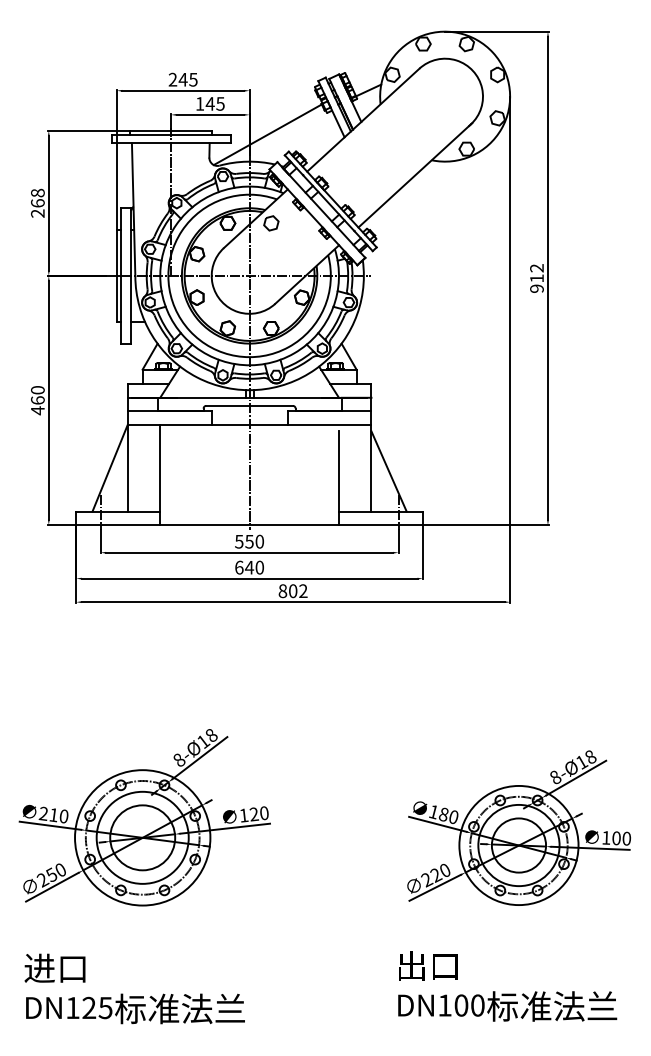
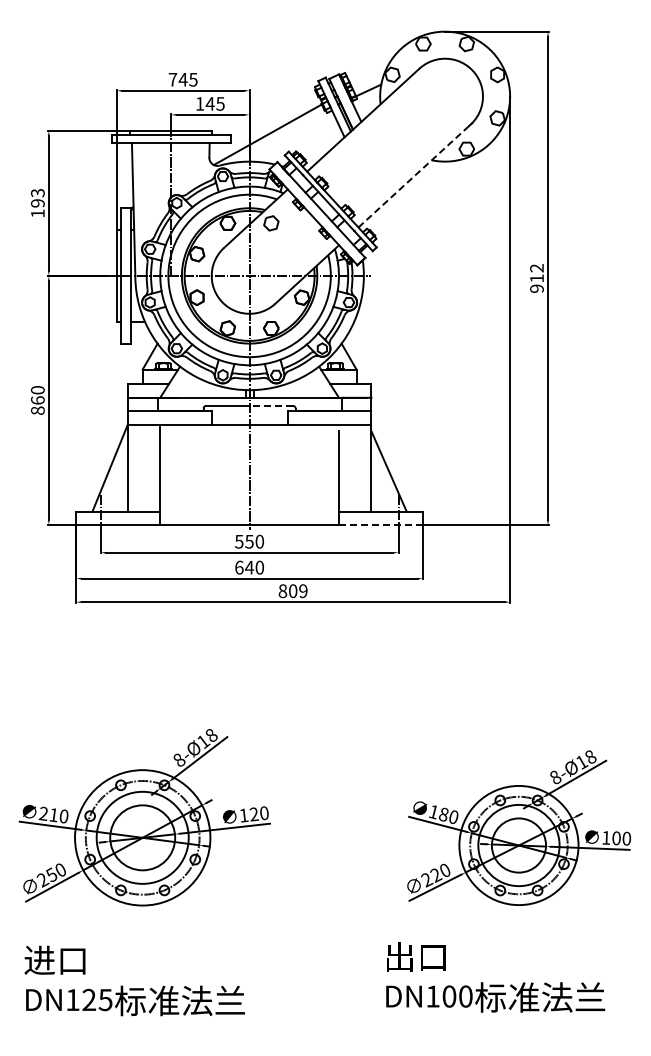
text: 245 -> 745 (172, 79)
line: solid -> dashed (414, 175)
text: 268 -> 193 (37, 202)
line: solid -> dashed (271, 405)
text: 460 -> 860 (37, 410)
line: solid -> dashed (380, 525)
text: 802 -> 809 (303, 591)
text position: (507, 986) -> (495, 977) (495, 977)
text position: (134, 988) -> (134, 980) (134, 980)
